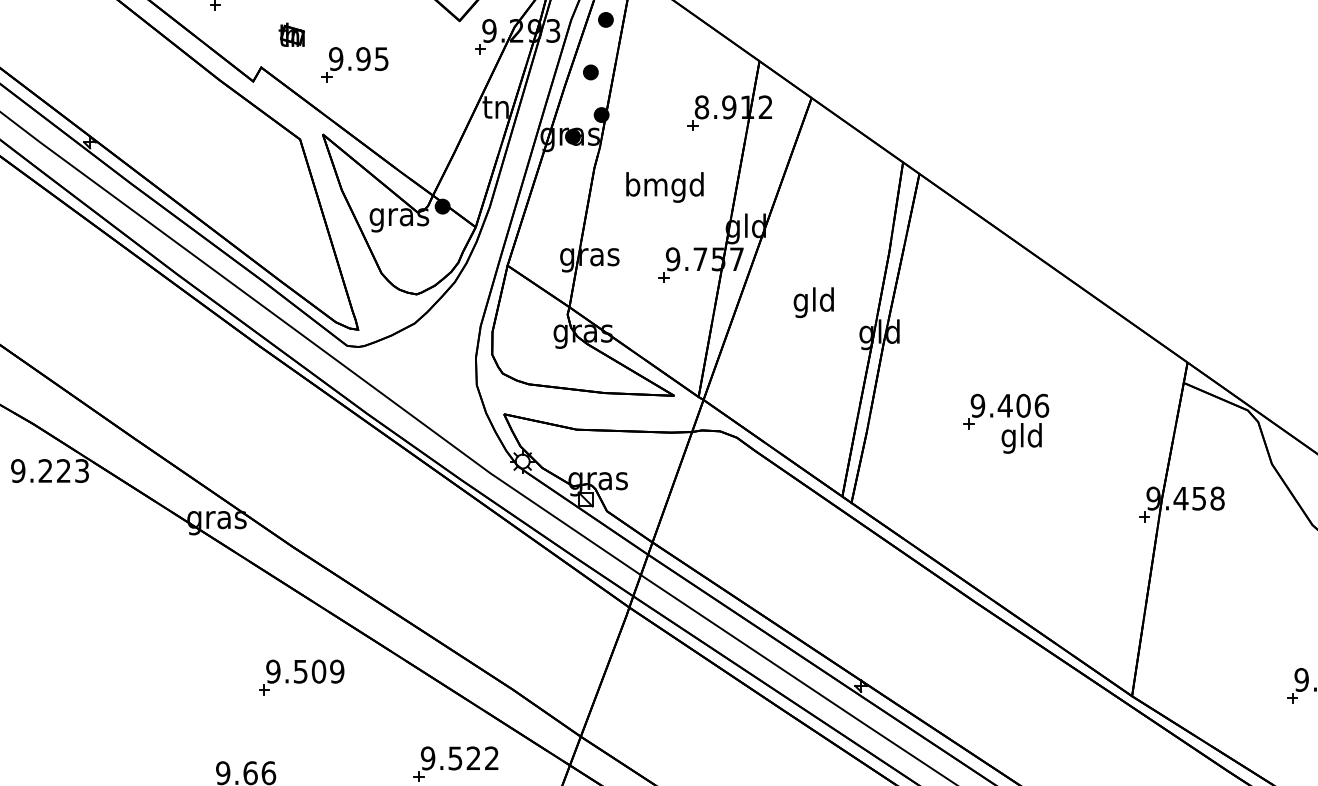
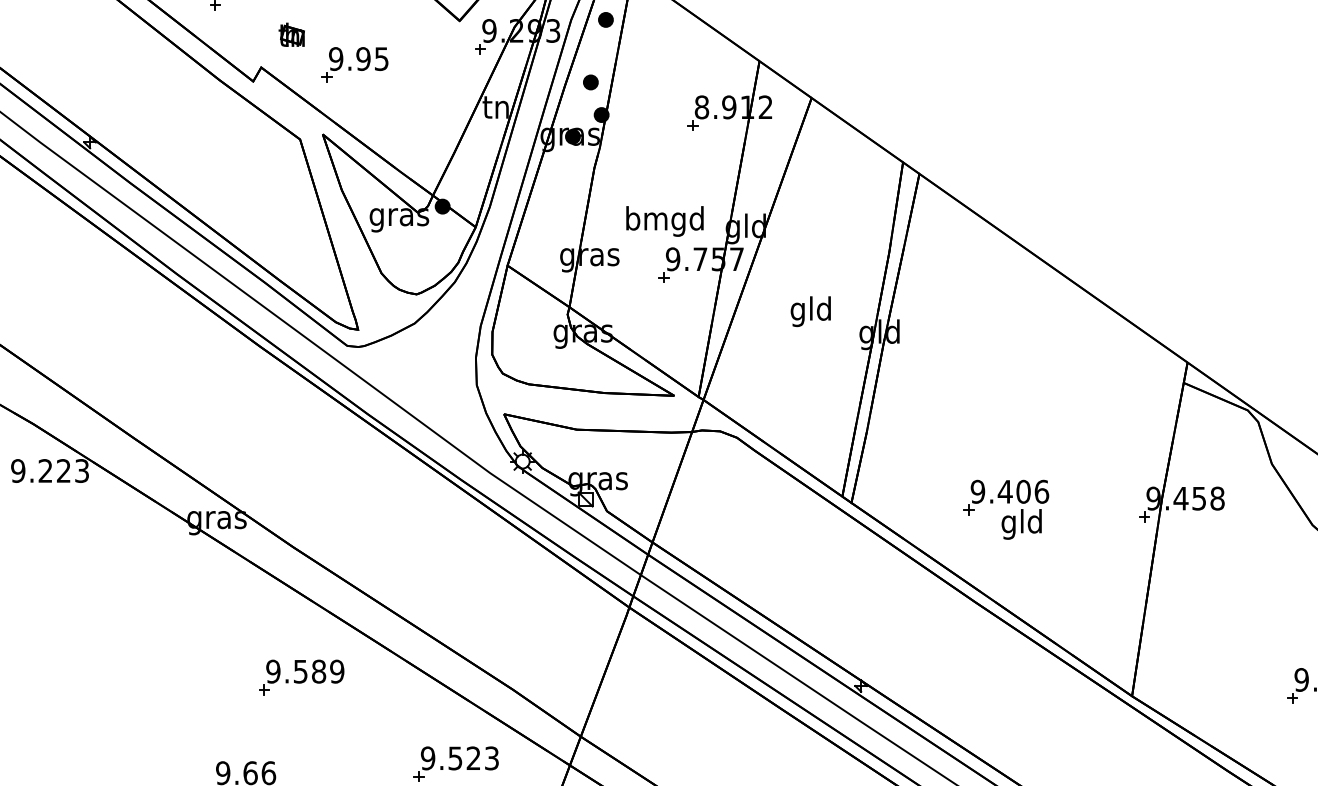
part position: (590, 72) -> (590, 82) (590, 82)
text position: (664, 187) -> (664, 221) (664, 221)
text position: (813, 302) -> (810, 311) (810, 311)
part position: (1006, 423) -> (1006, 509) (1006, 509)
text: 9.509 -> 9.589 (318, 671)
text: 9.522 -> 9.523 (491, 758)
